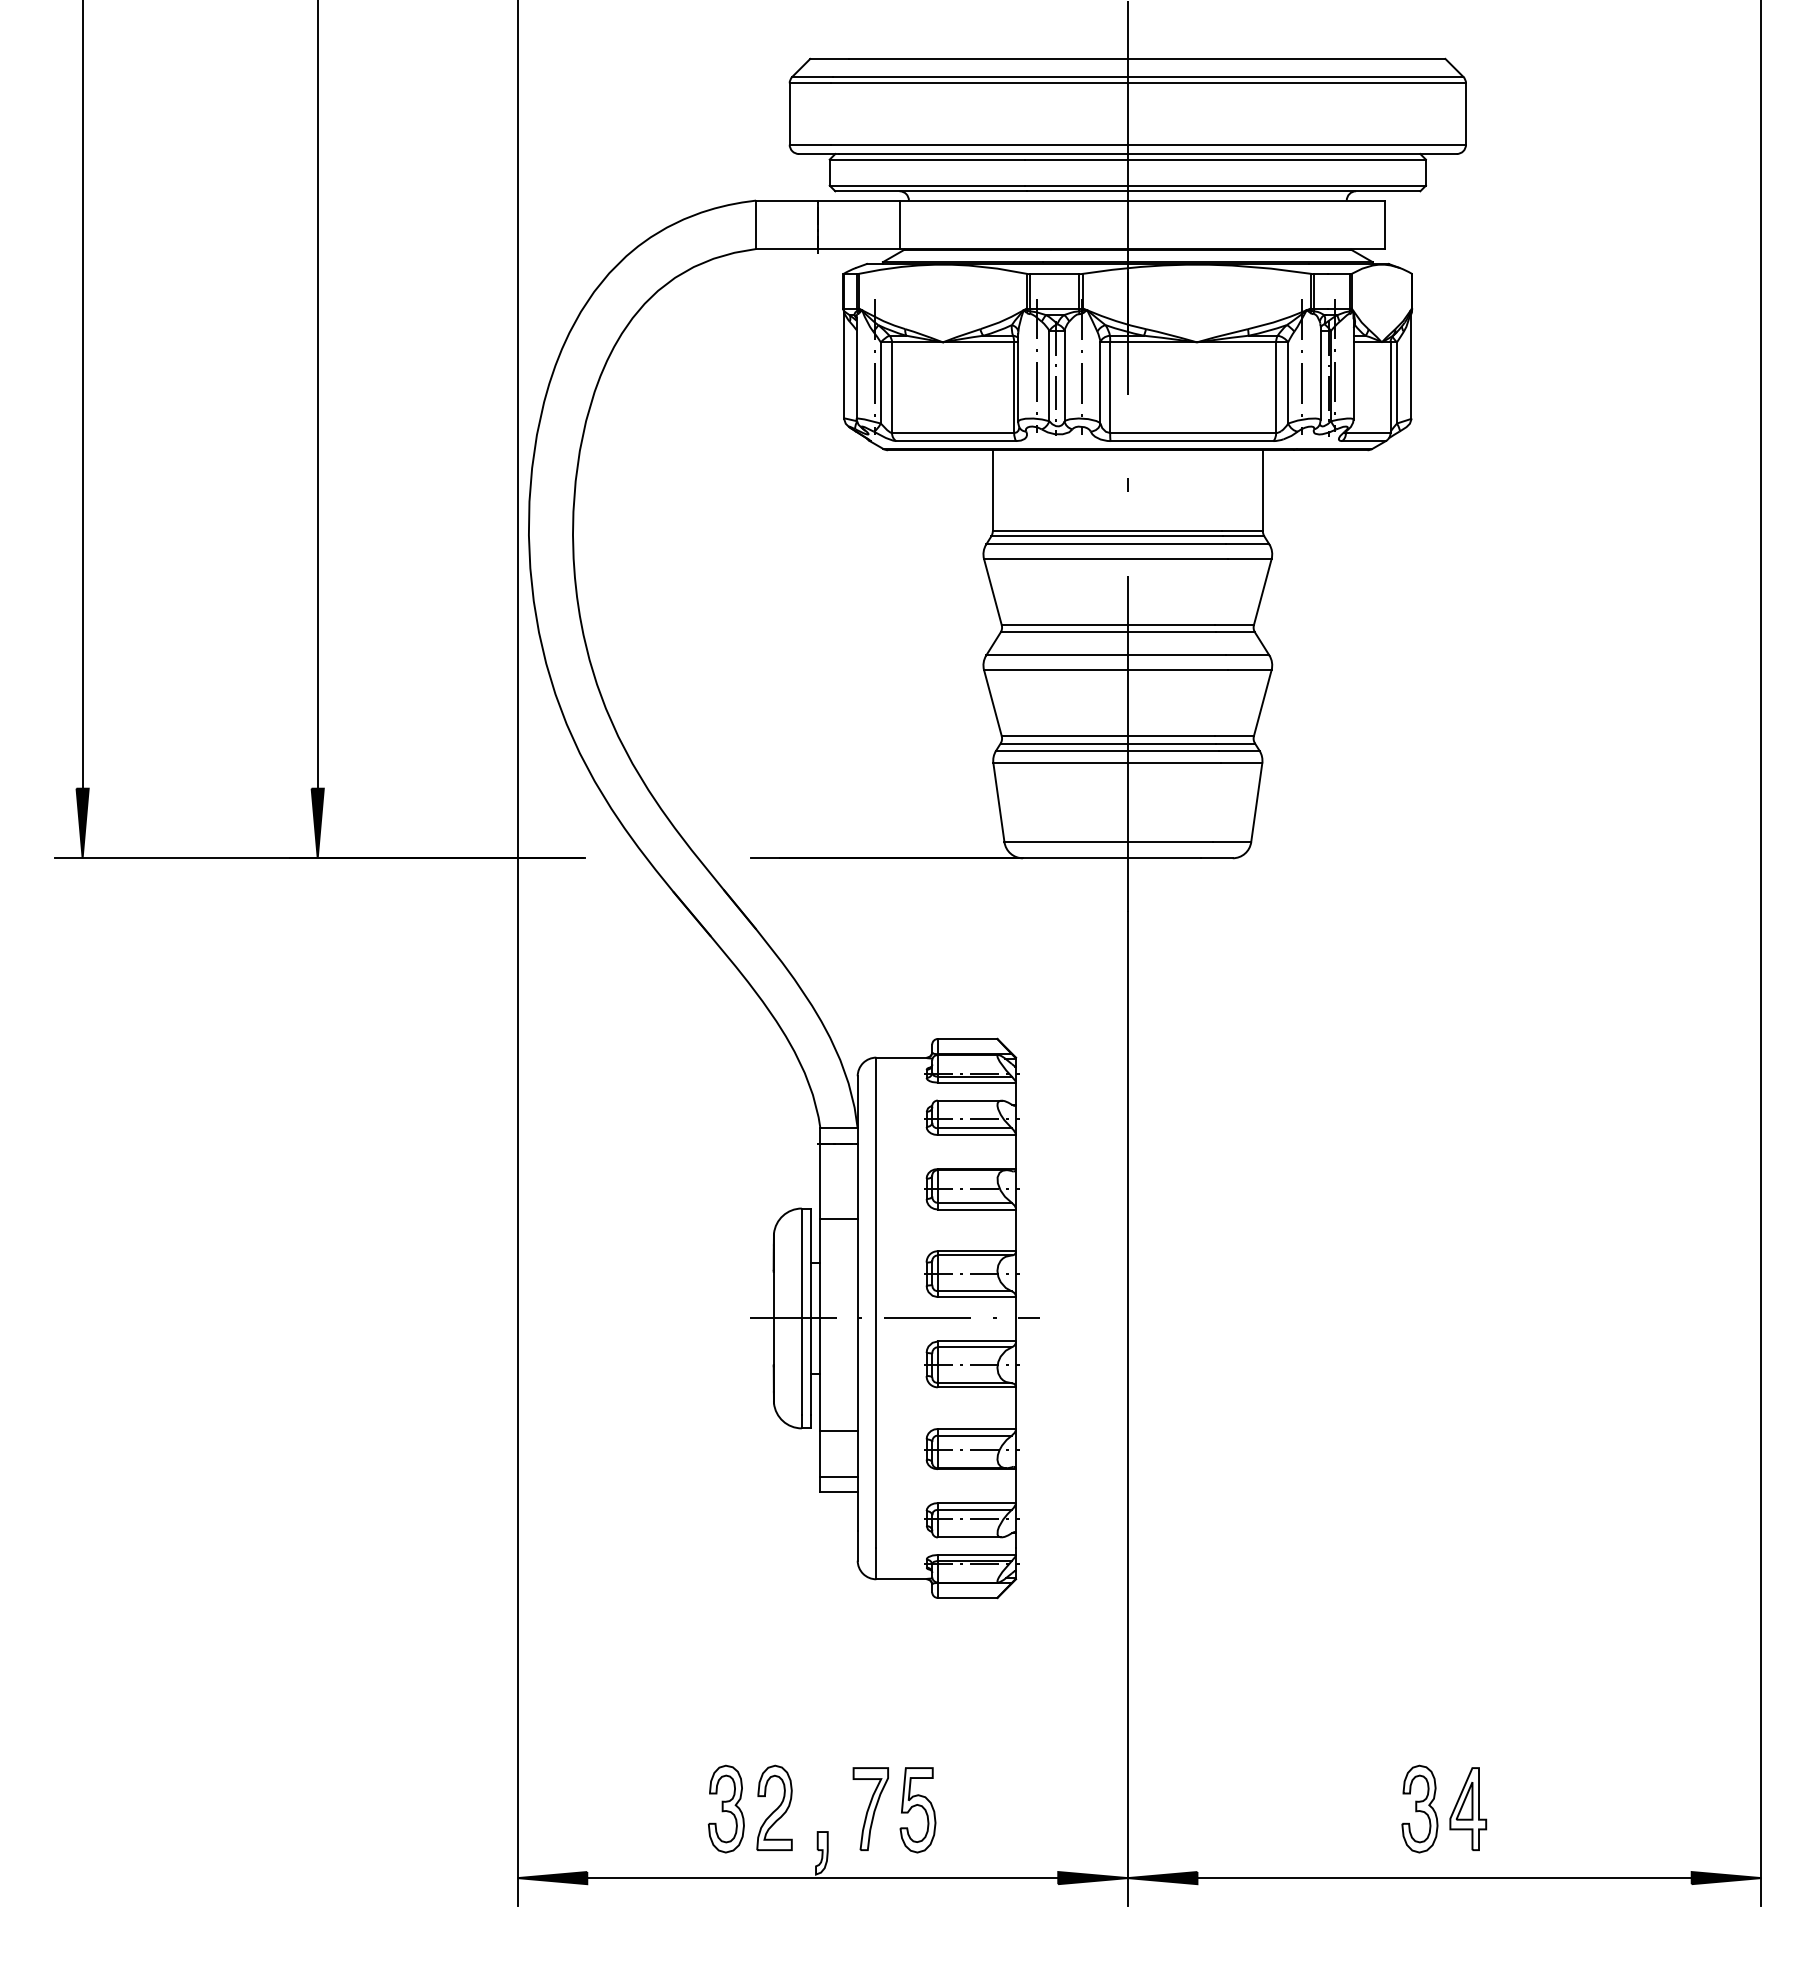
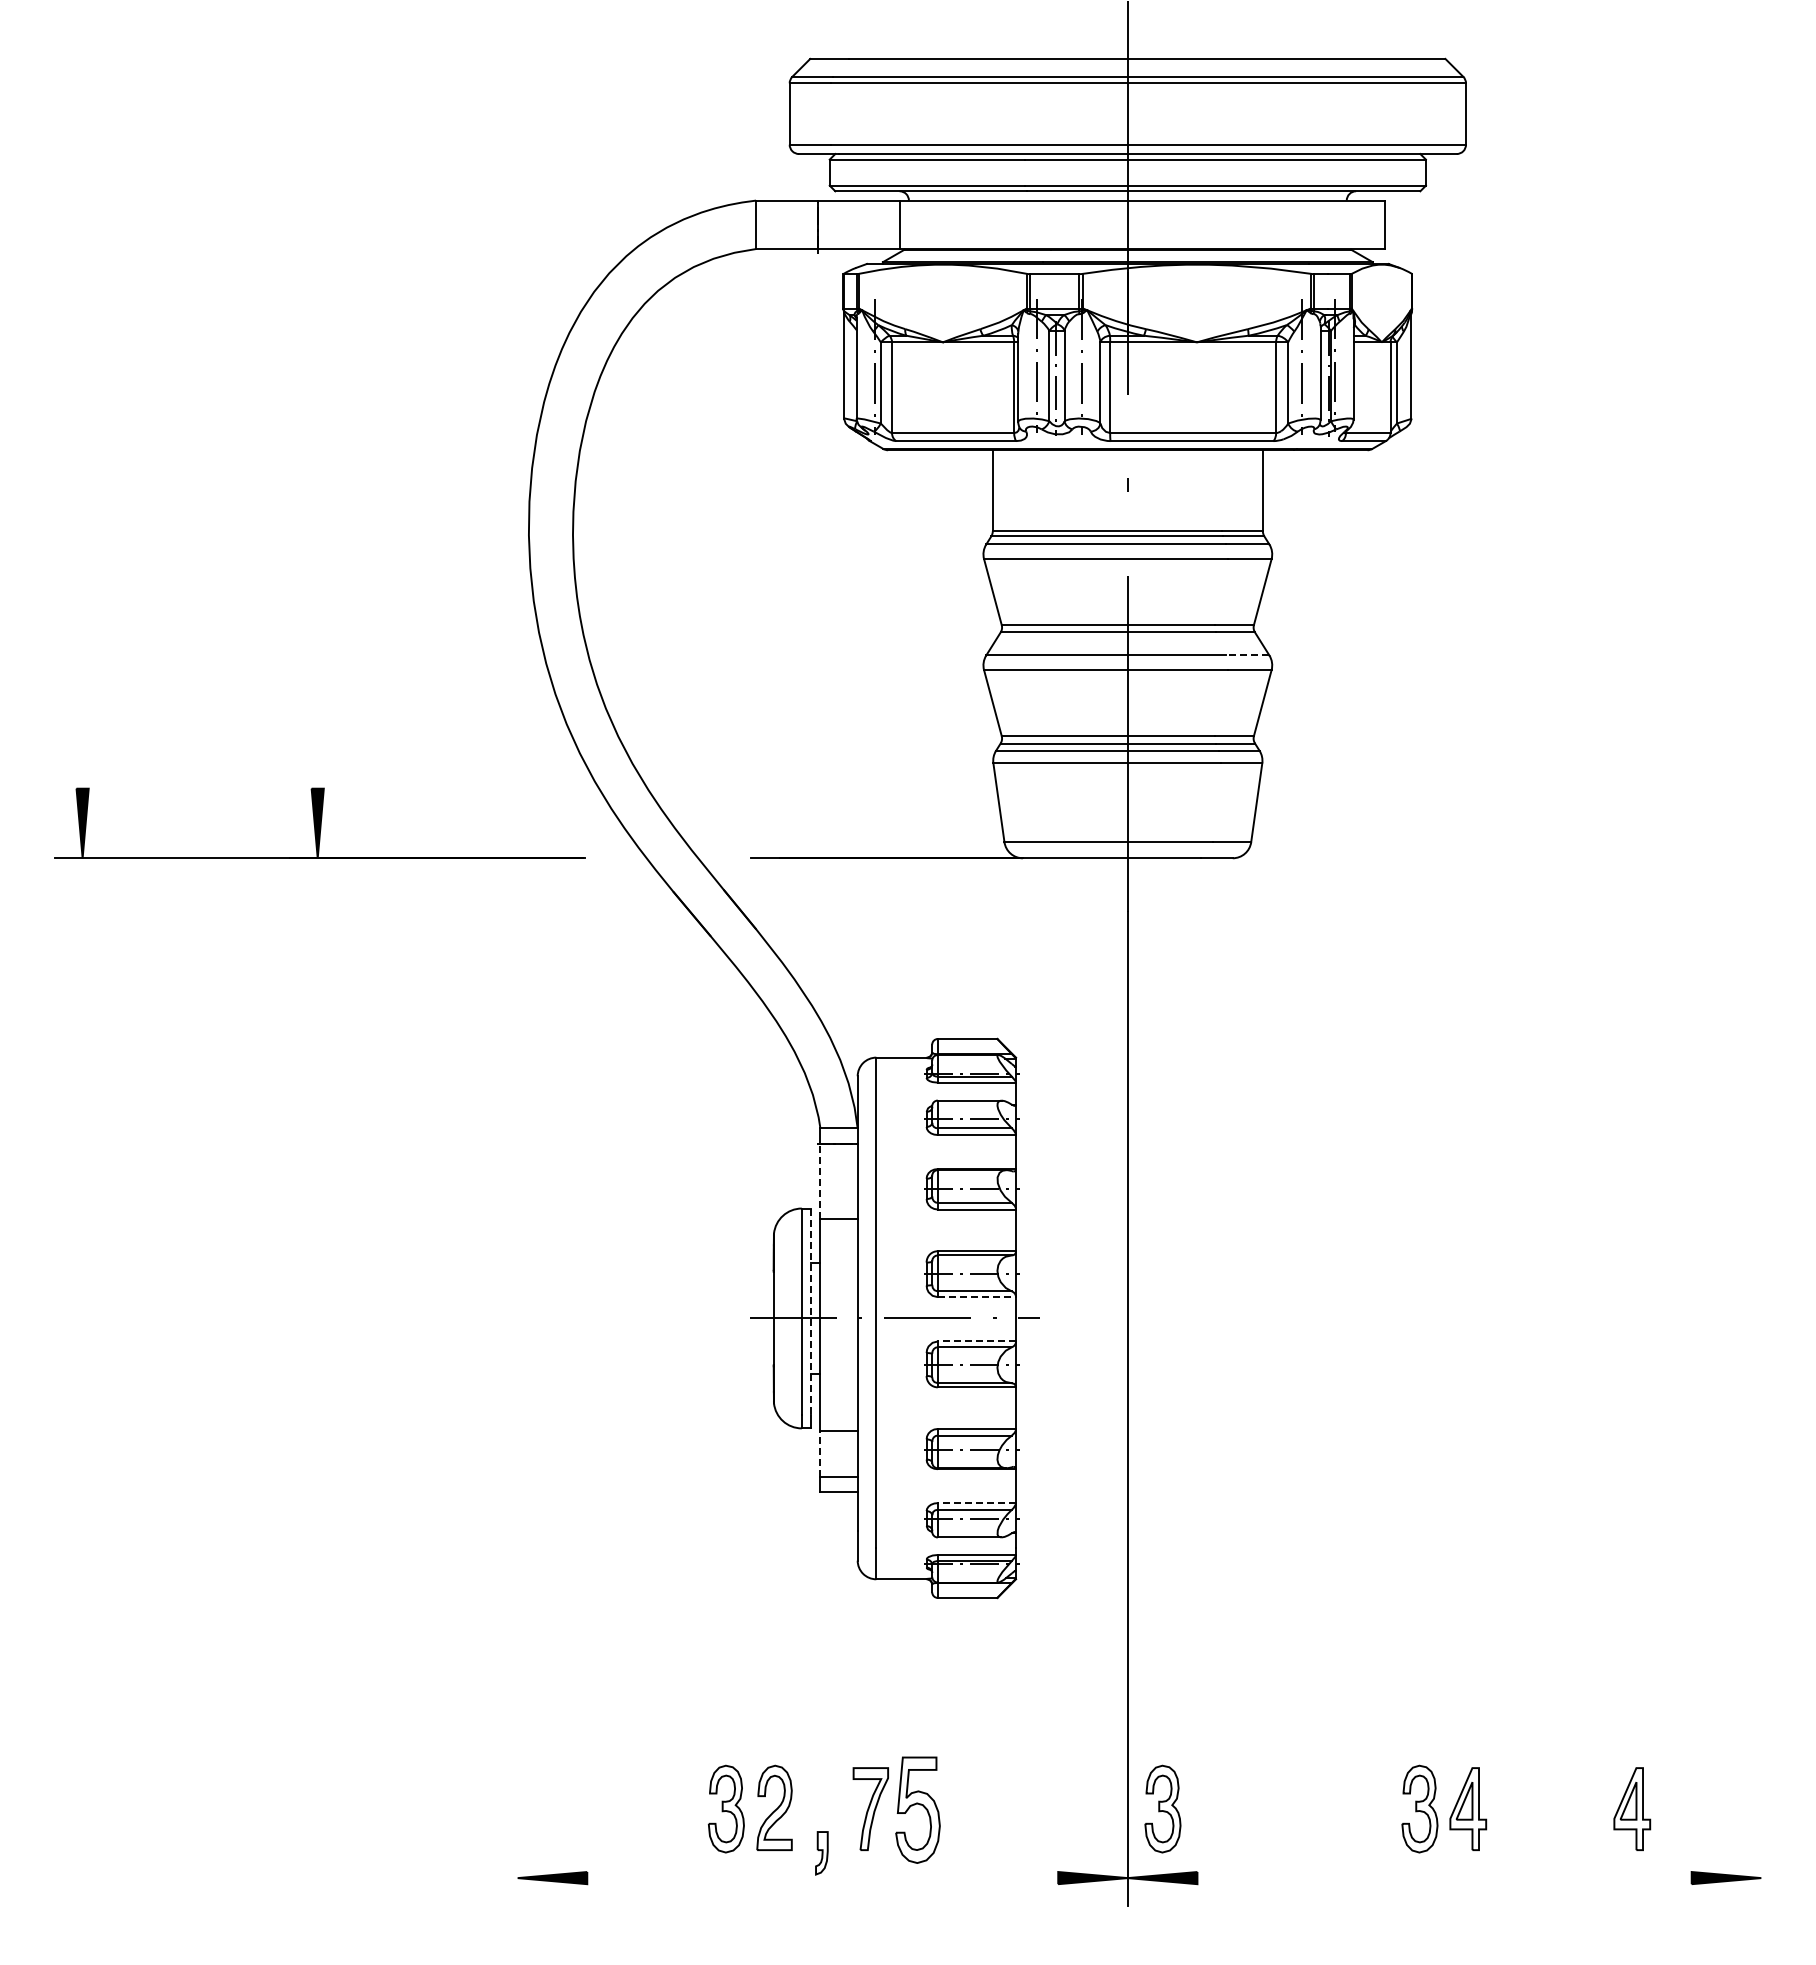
line: present -> none (82, 395)
line: present -> none (317, 395)
line: solid -> dashed (1247, 655)
line: present -> none (517, 954)
line: present -> none (1761, 954)
line: solid -> dashed (820, 1181)
line: solid -> dashed (977, 1297)
line: solid -> dashed (811, 1312)
line: solid -> dashed (976, 1341)
line: solid -> dashed (820, 1453)
line: solid -> dashed (976, 1503)
part: none -> present (1162, 1808)
part: none -> present (1632, 1808)
part size: 38x87 px -> 46x108 px (917, 1809)
line: present -> none (822, 1878)
line: present -> none (1444, 1878)
